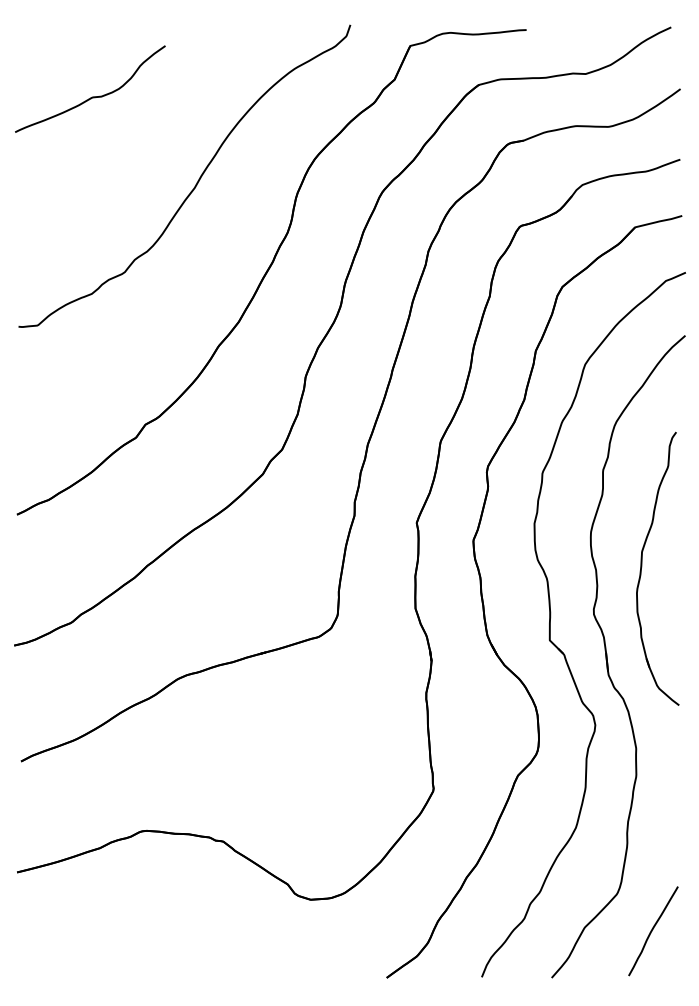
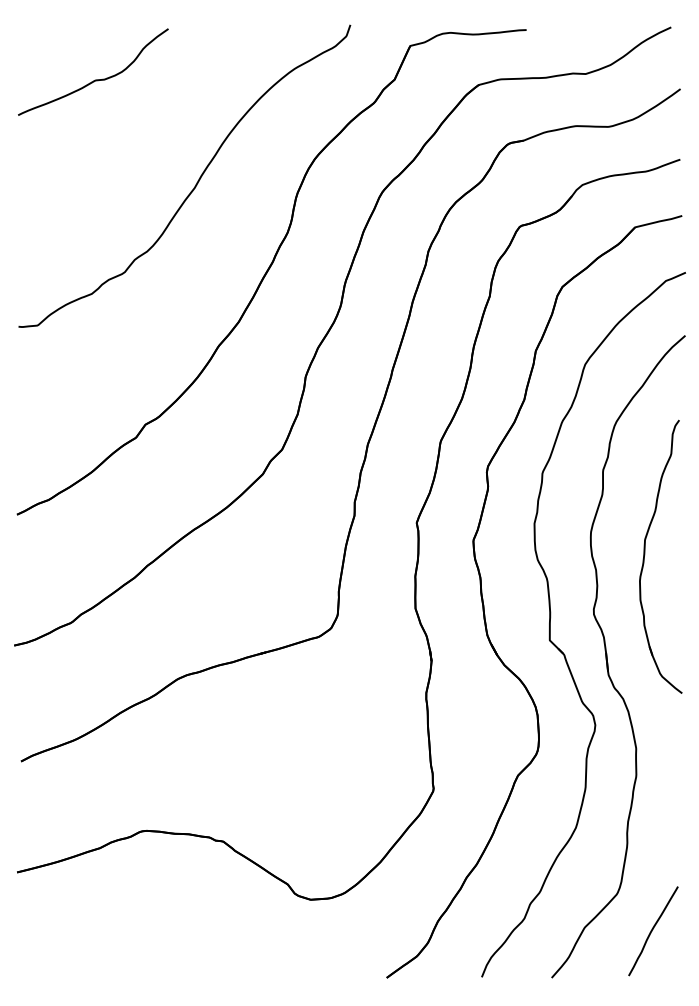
curve position: (92, 96) -> (95, 79) (95, 79)
part position: (642, 567) -> (645, 555) (645, 555)
